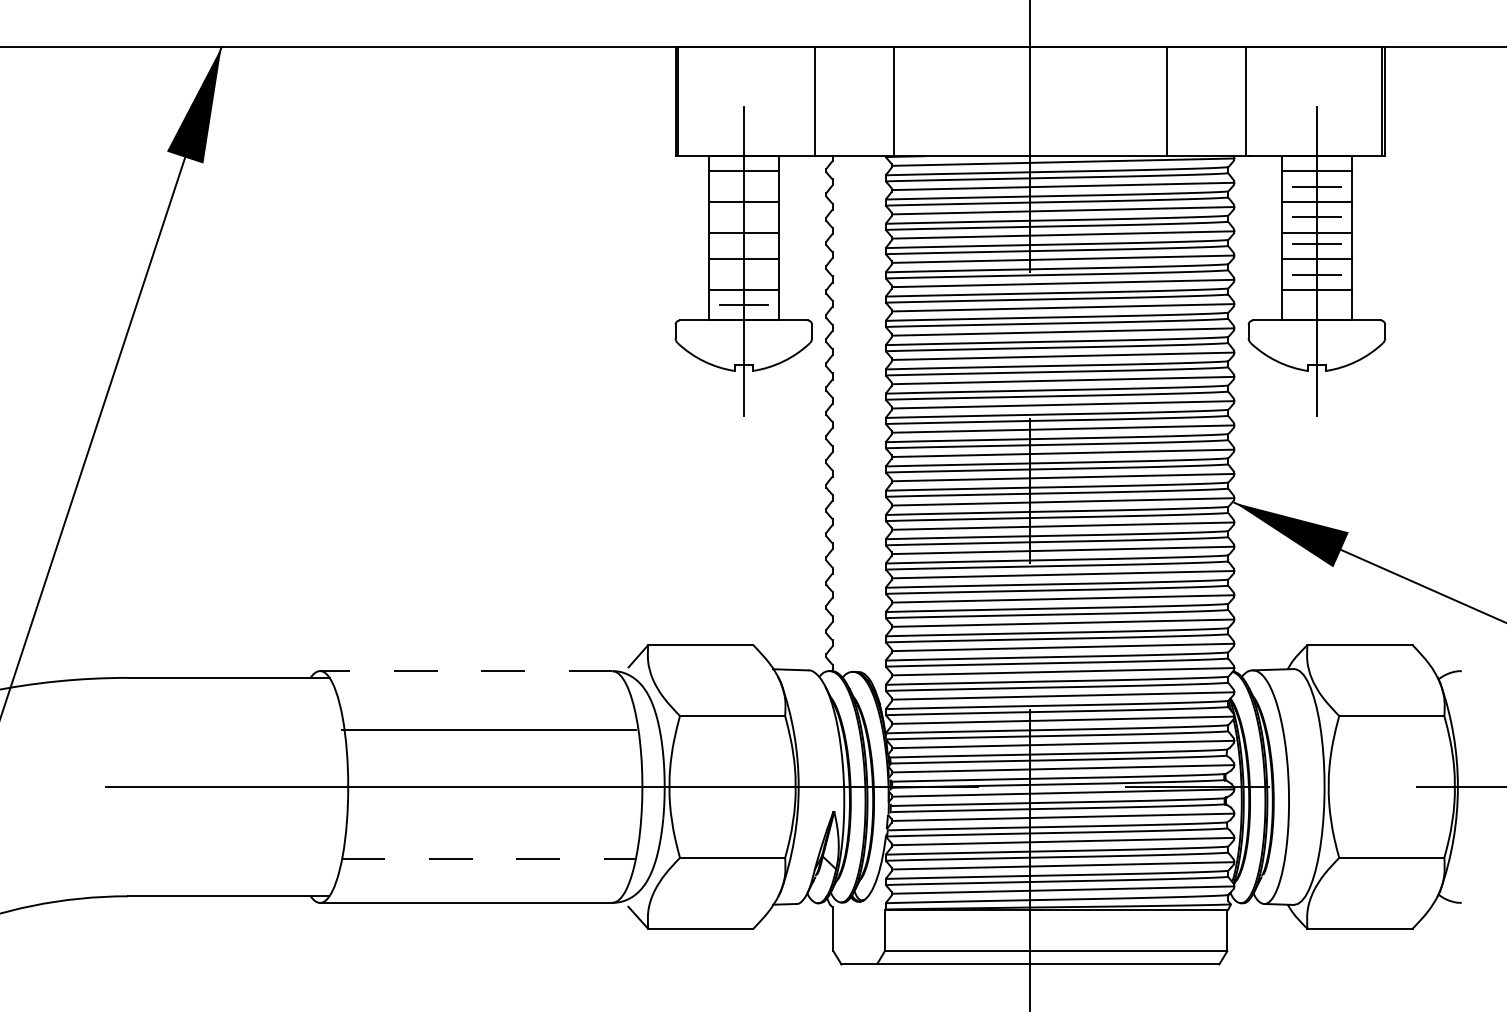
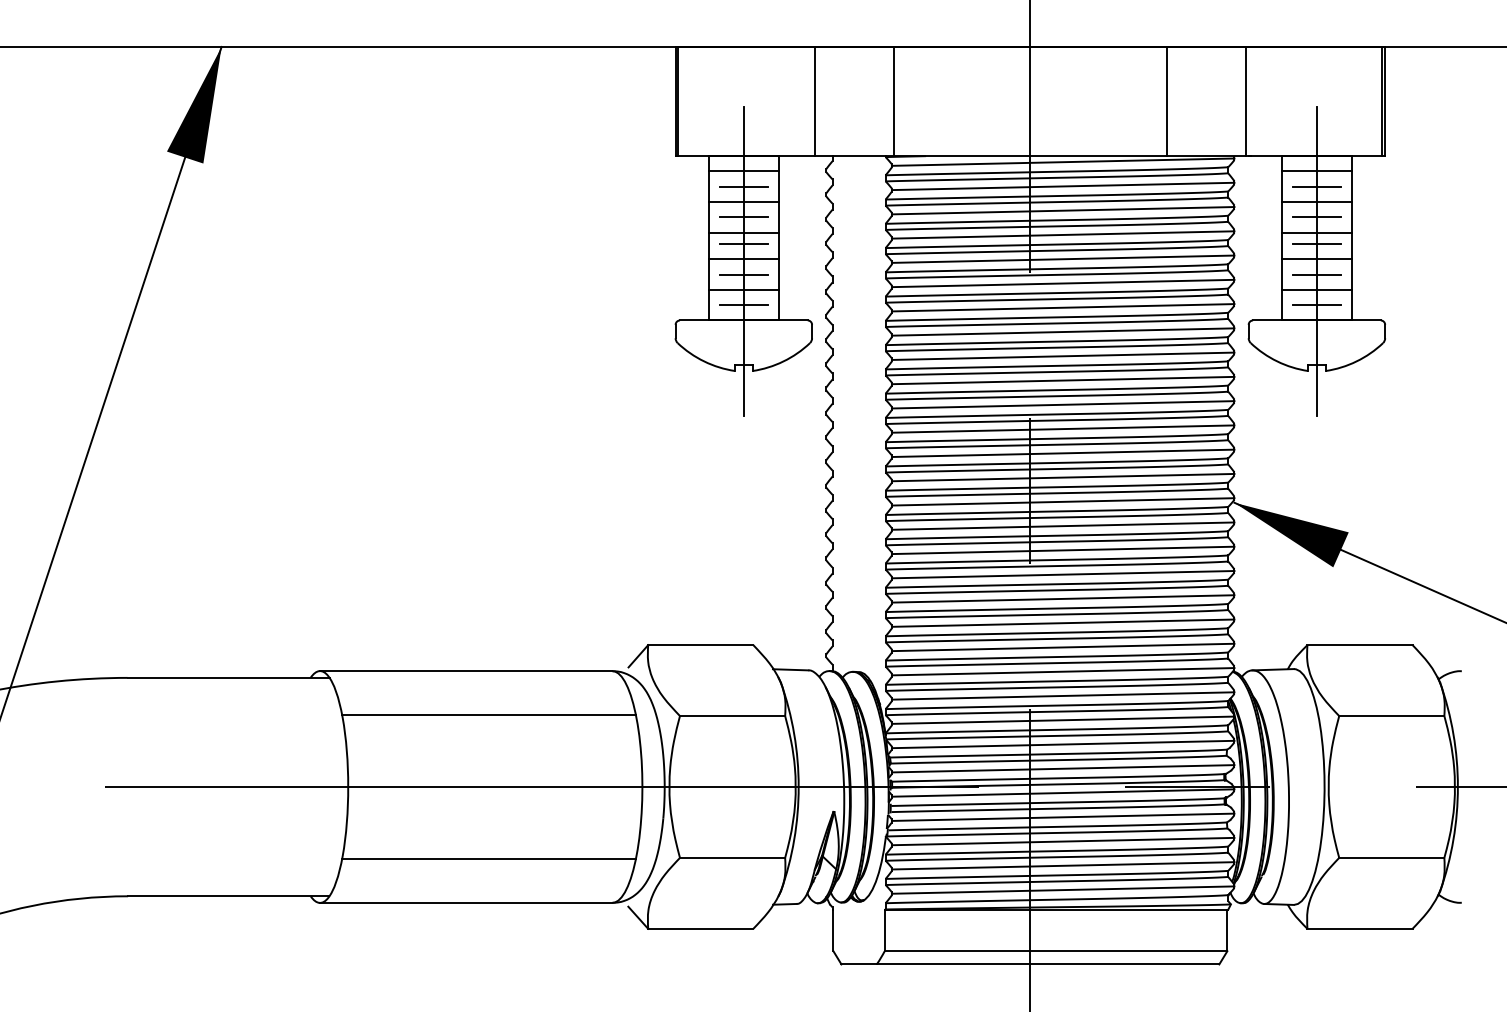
line: none -> present (743, 186)
line: none -> present (743, 217)
line: none -> present (743, 244)
line: none -> present (743, 274)
line: none -> present (1316, 305)
line: dashed -> solid (465, 671)
line position: (488, 729) -> (488, 714) (488, 714)
line: dashed -> solid (489, 859)
